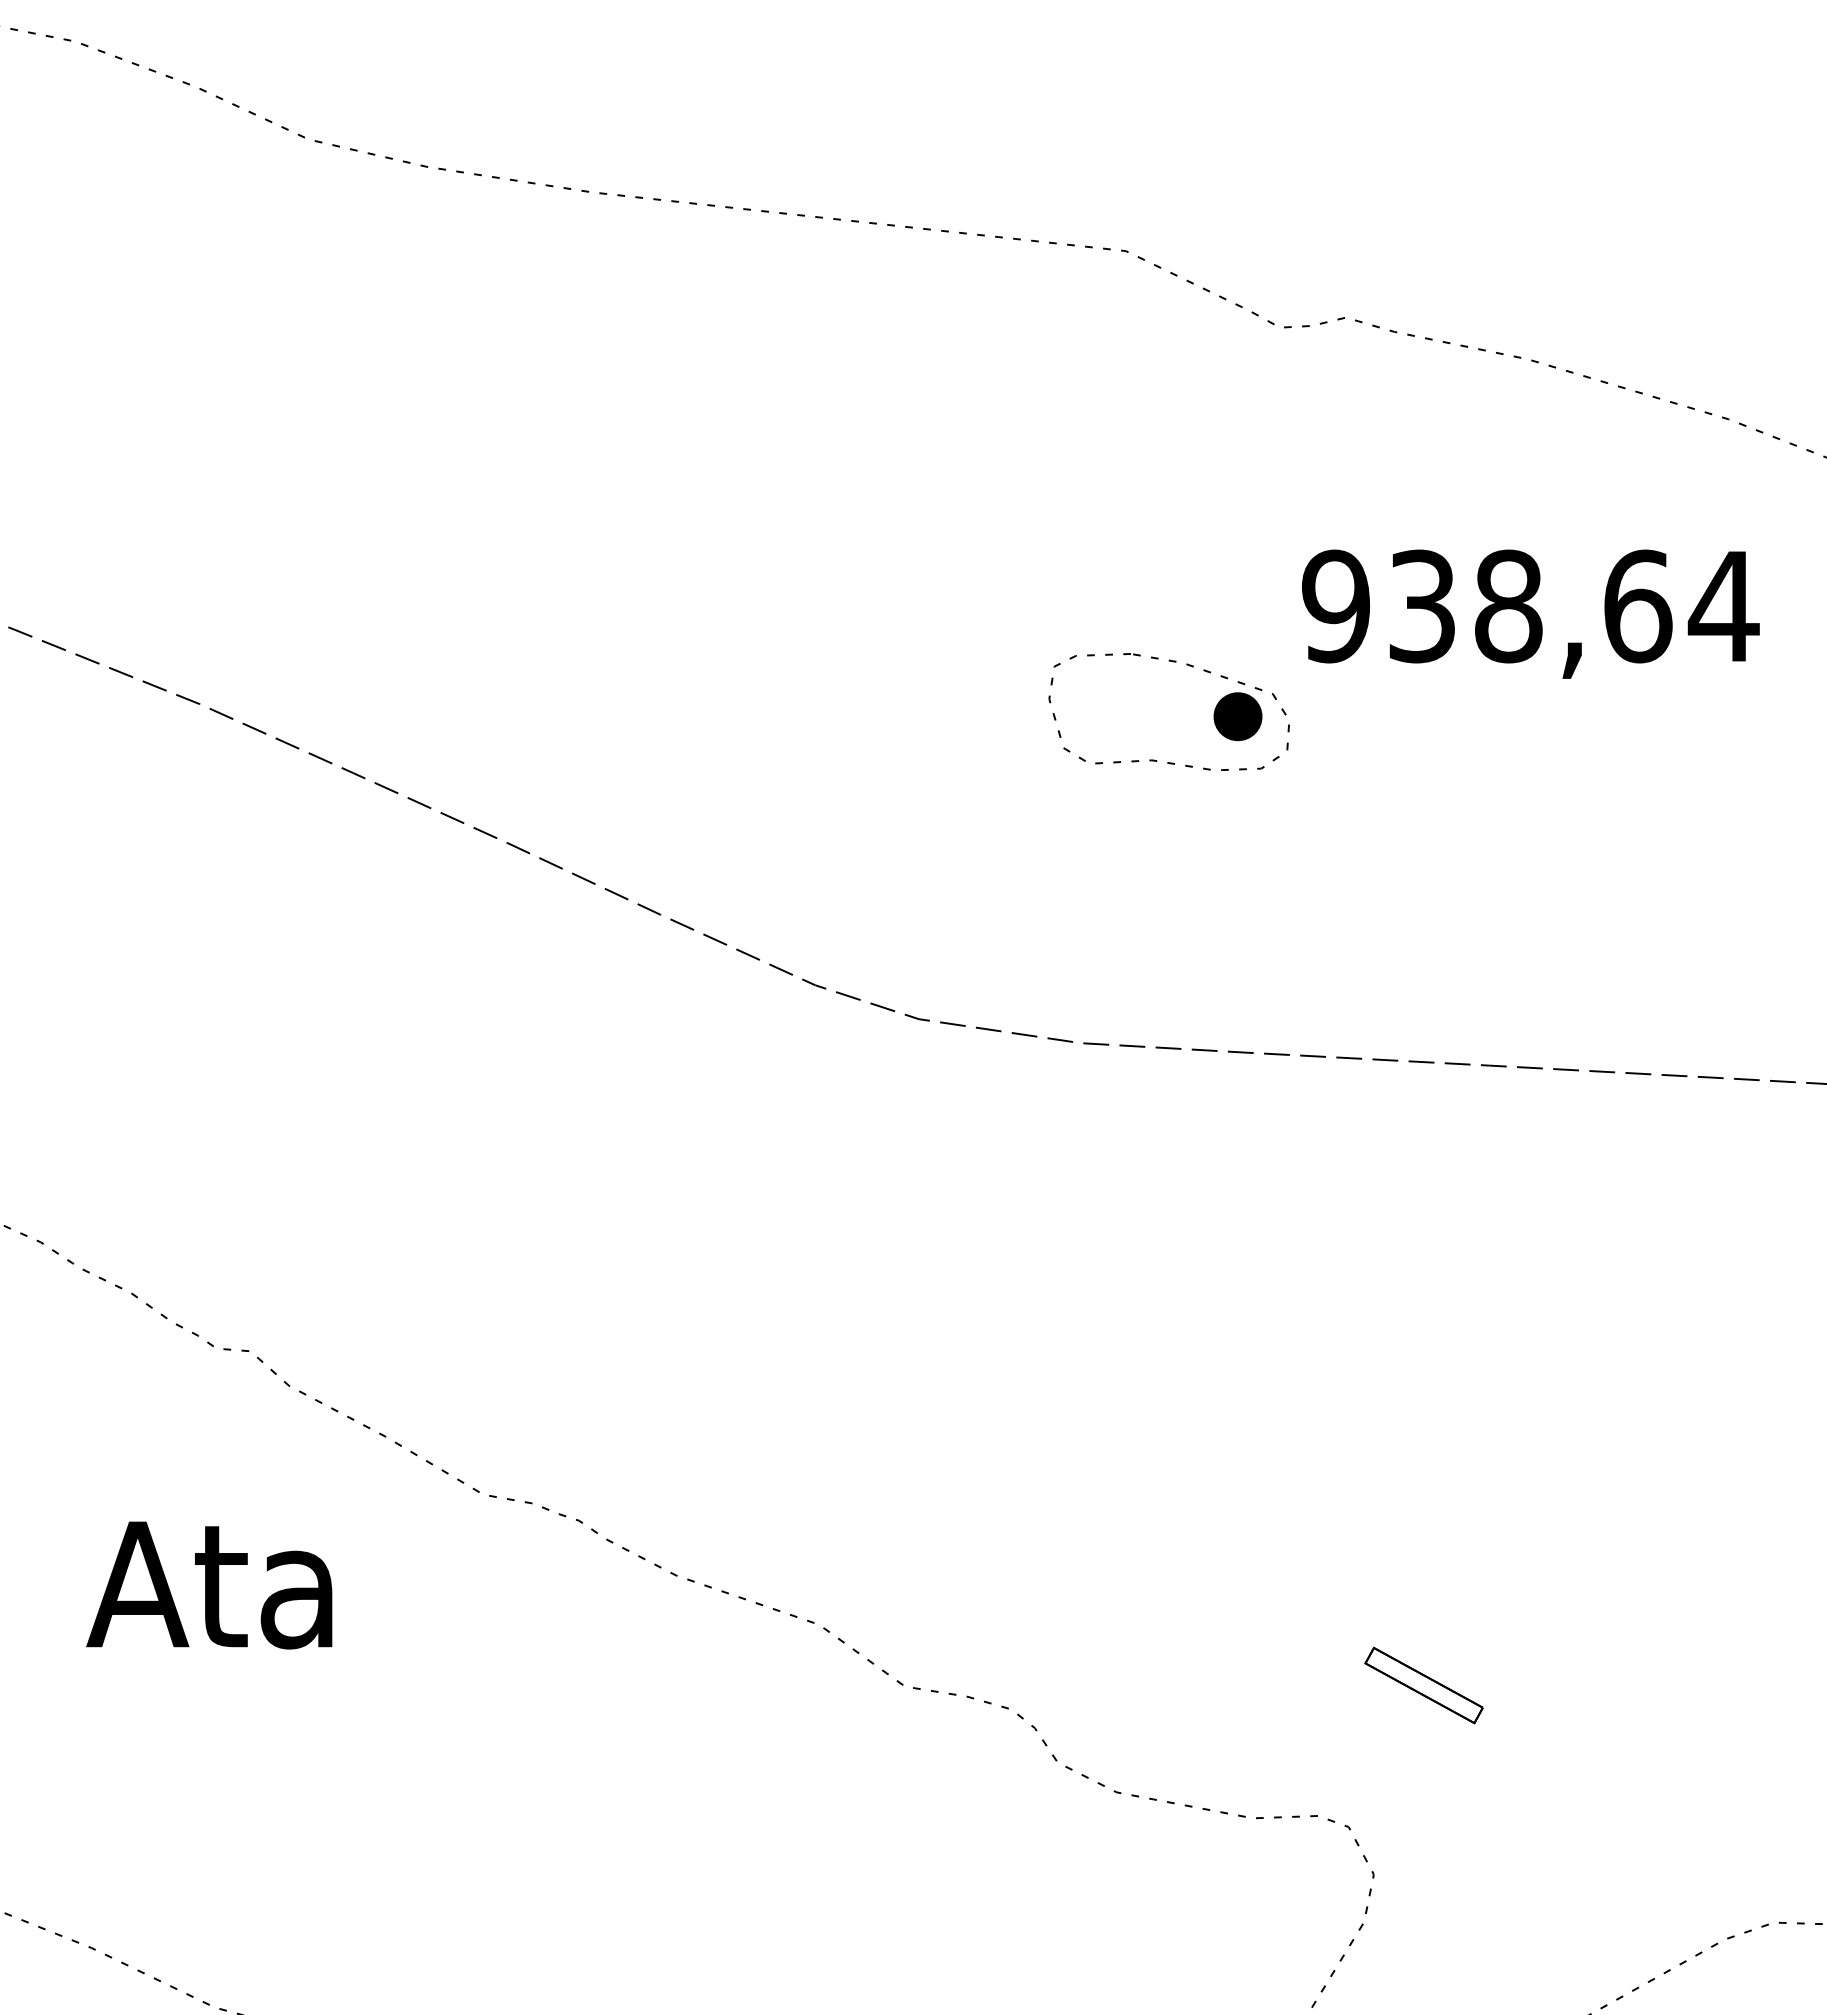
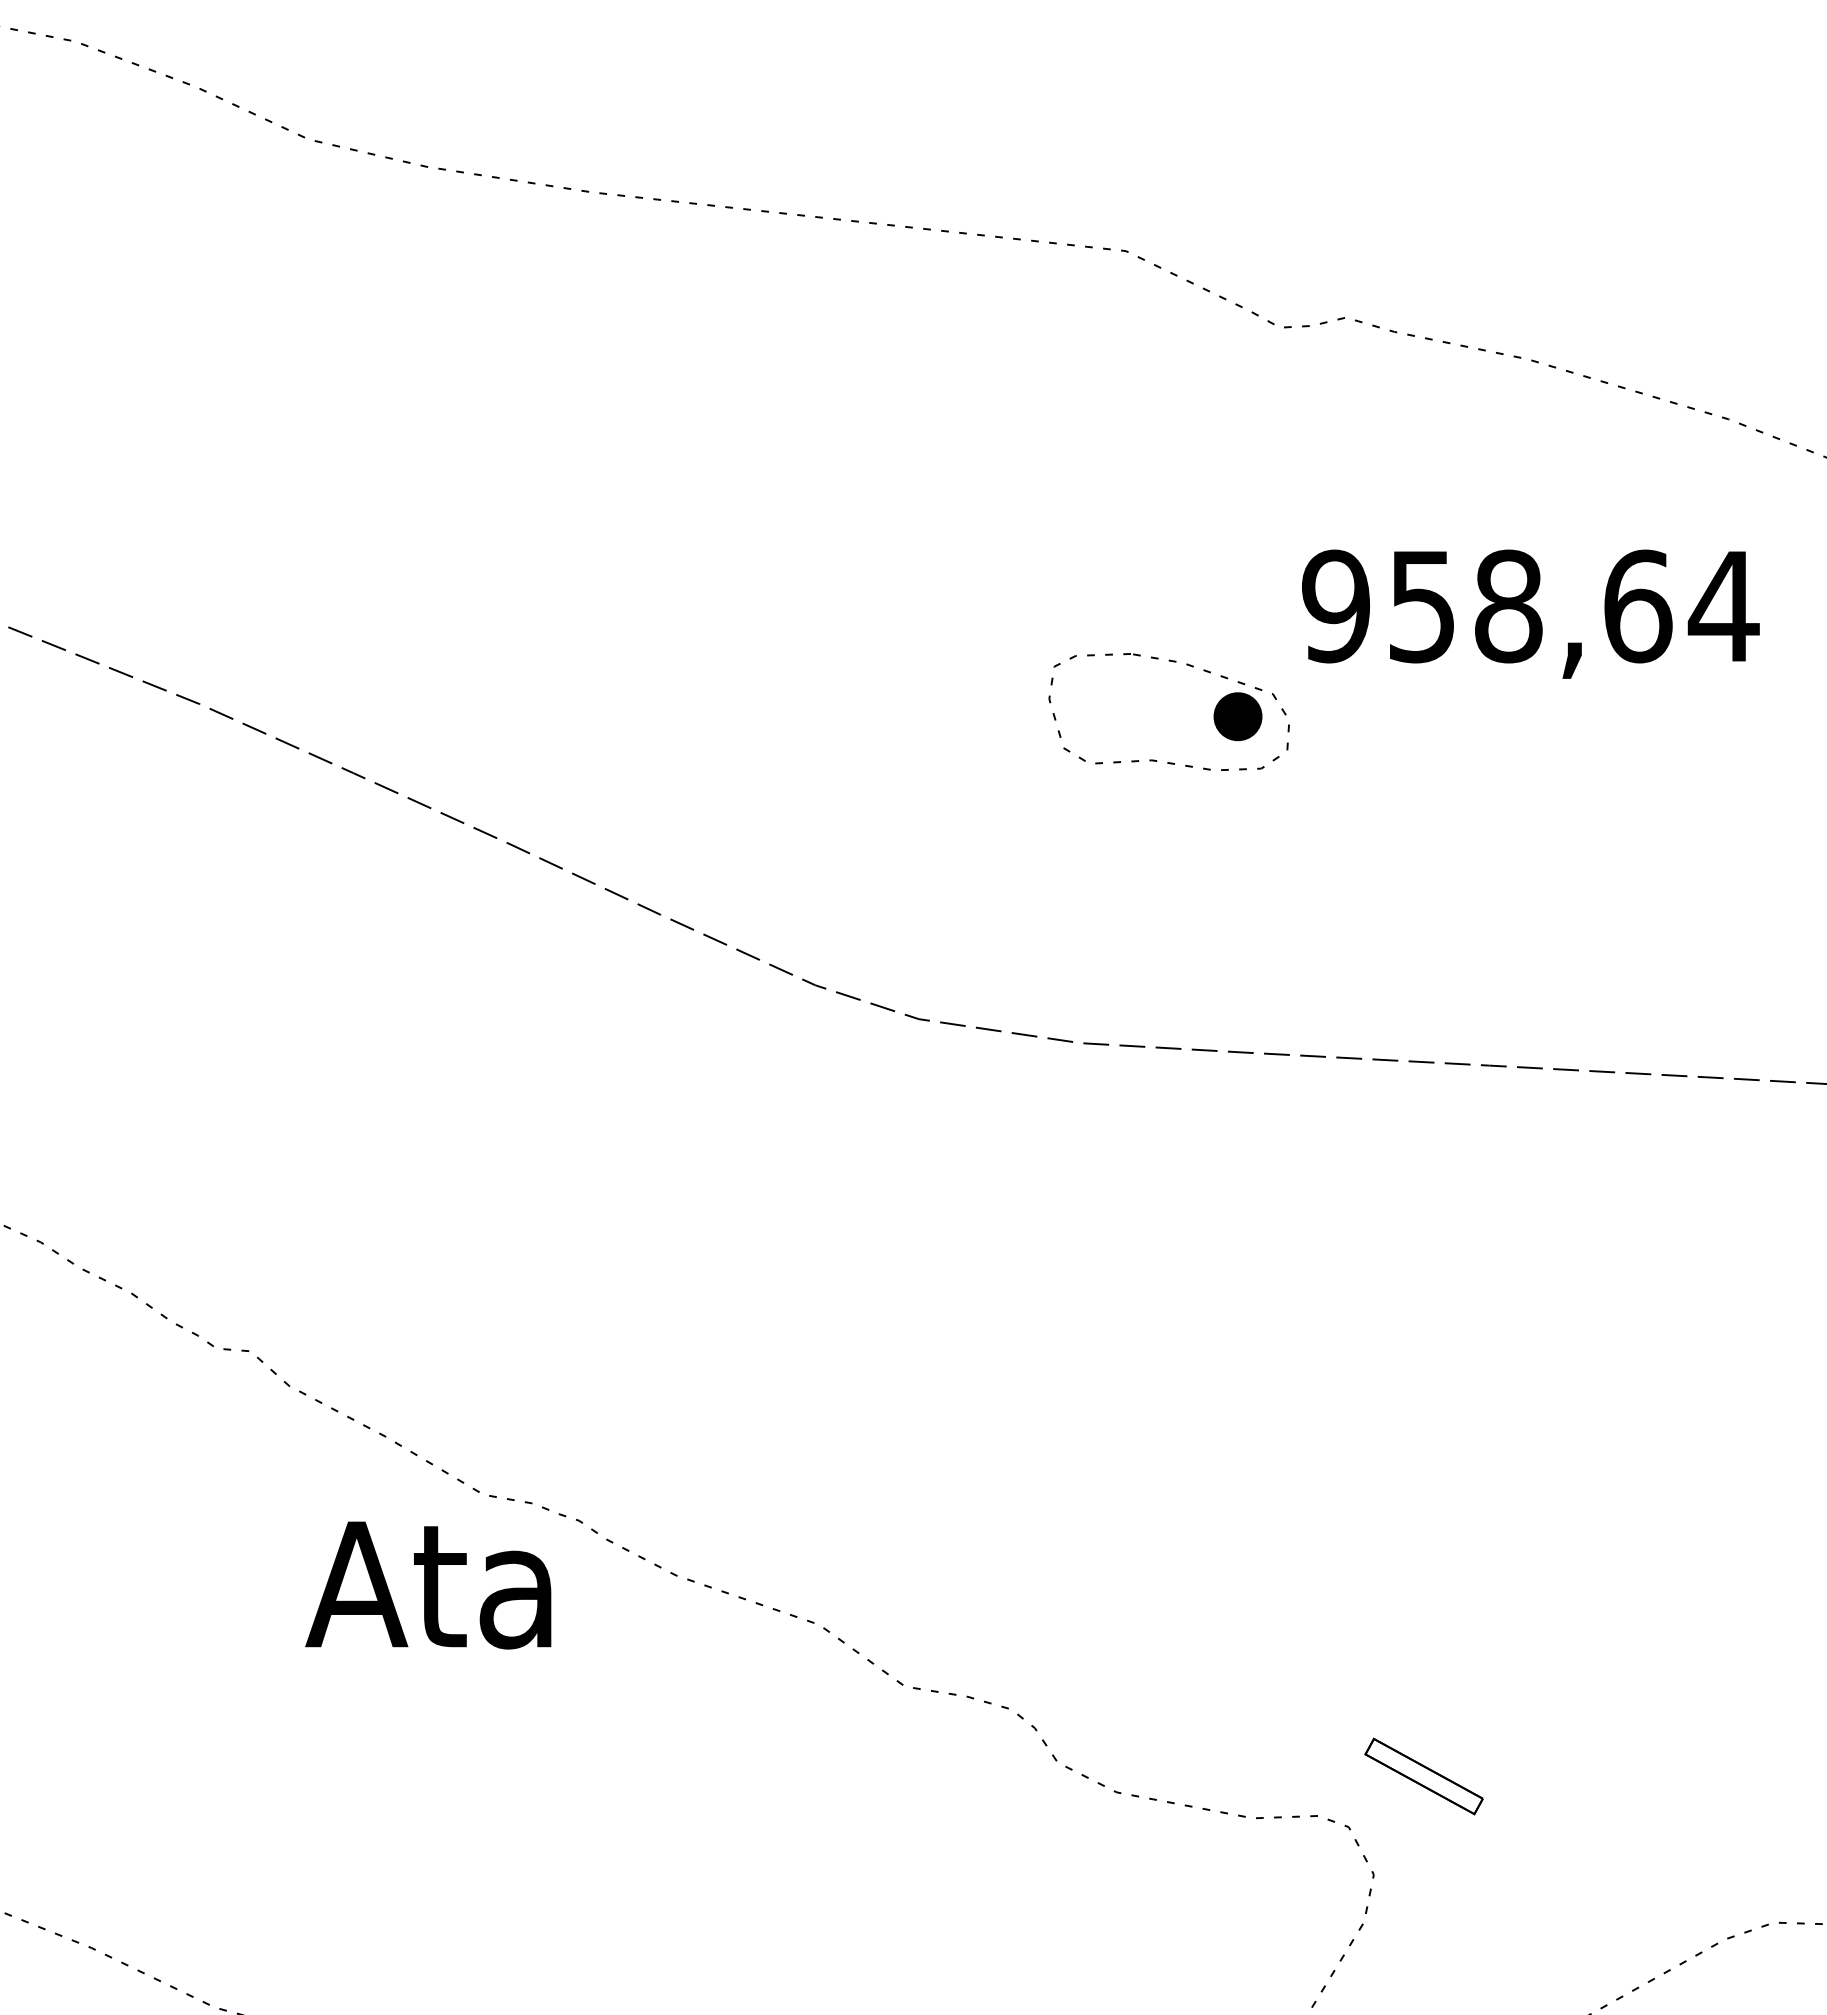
text: 938,64 -> 958,64 (1421, 606)
text position: (209, 1585) -> (428, 1585) (428, 1585)
part position: (1423, 1685) -> (1423, 1776) (1423, 1776)
